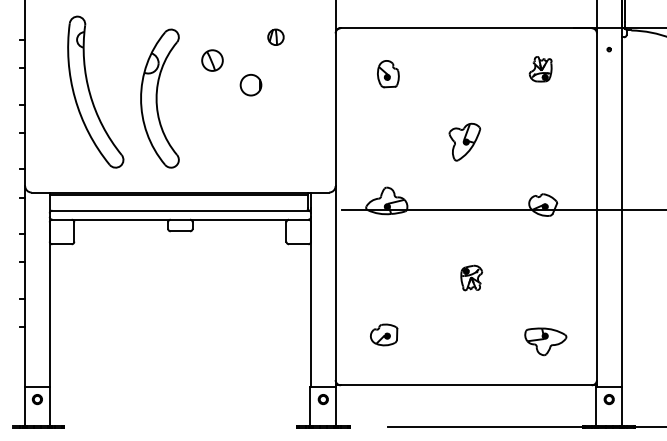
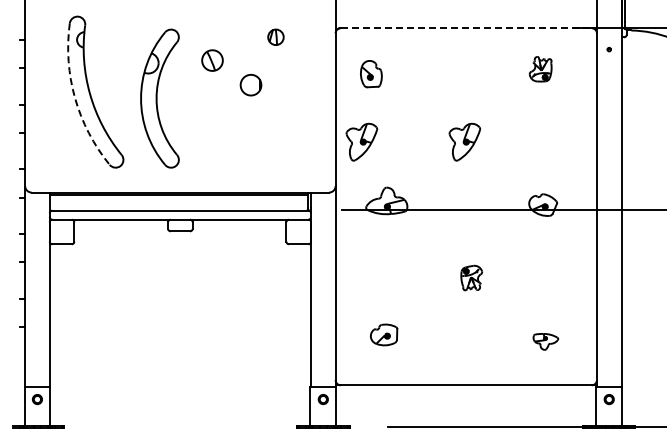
line: solid -> dashed (466, 28)
part position: (388, 74) -> (371, 74) (371, 74)
arc: solid -> dashed (75, 98)
part: none -> present (361, 141)
part size: 44x30 px -> 28x18 px (545, 341)
